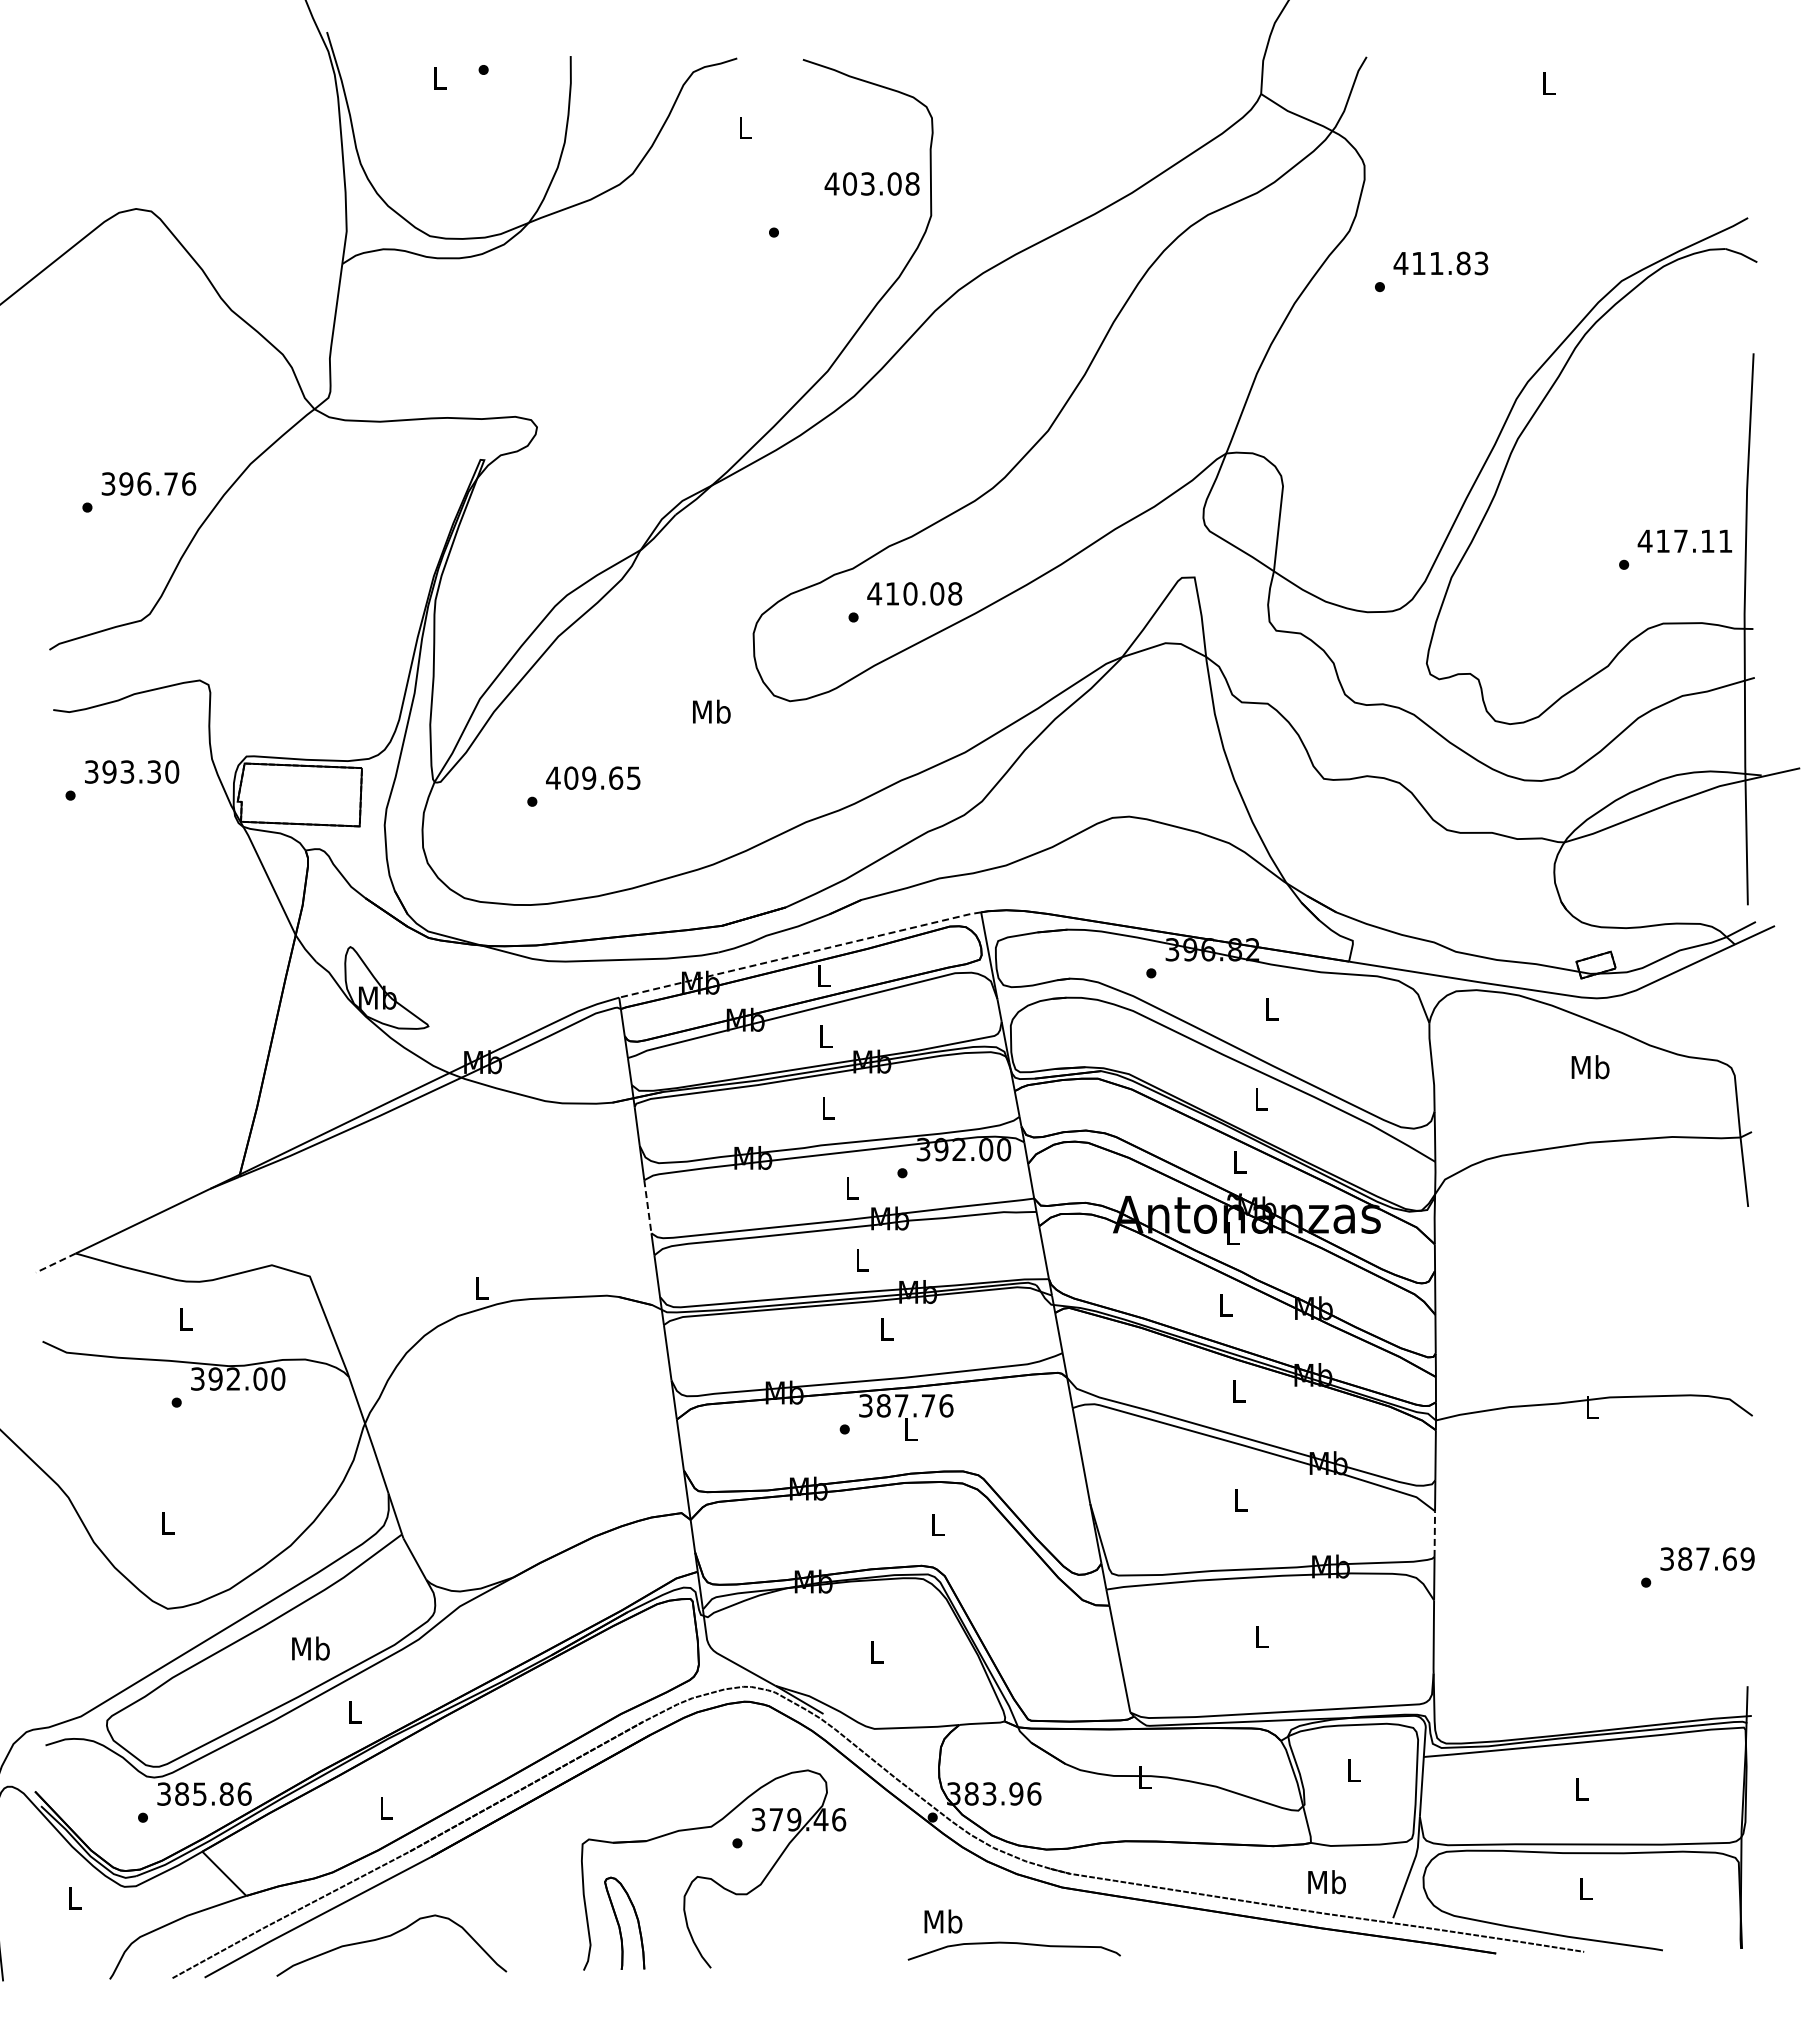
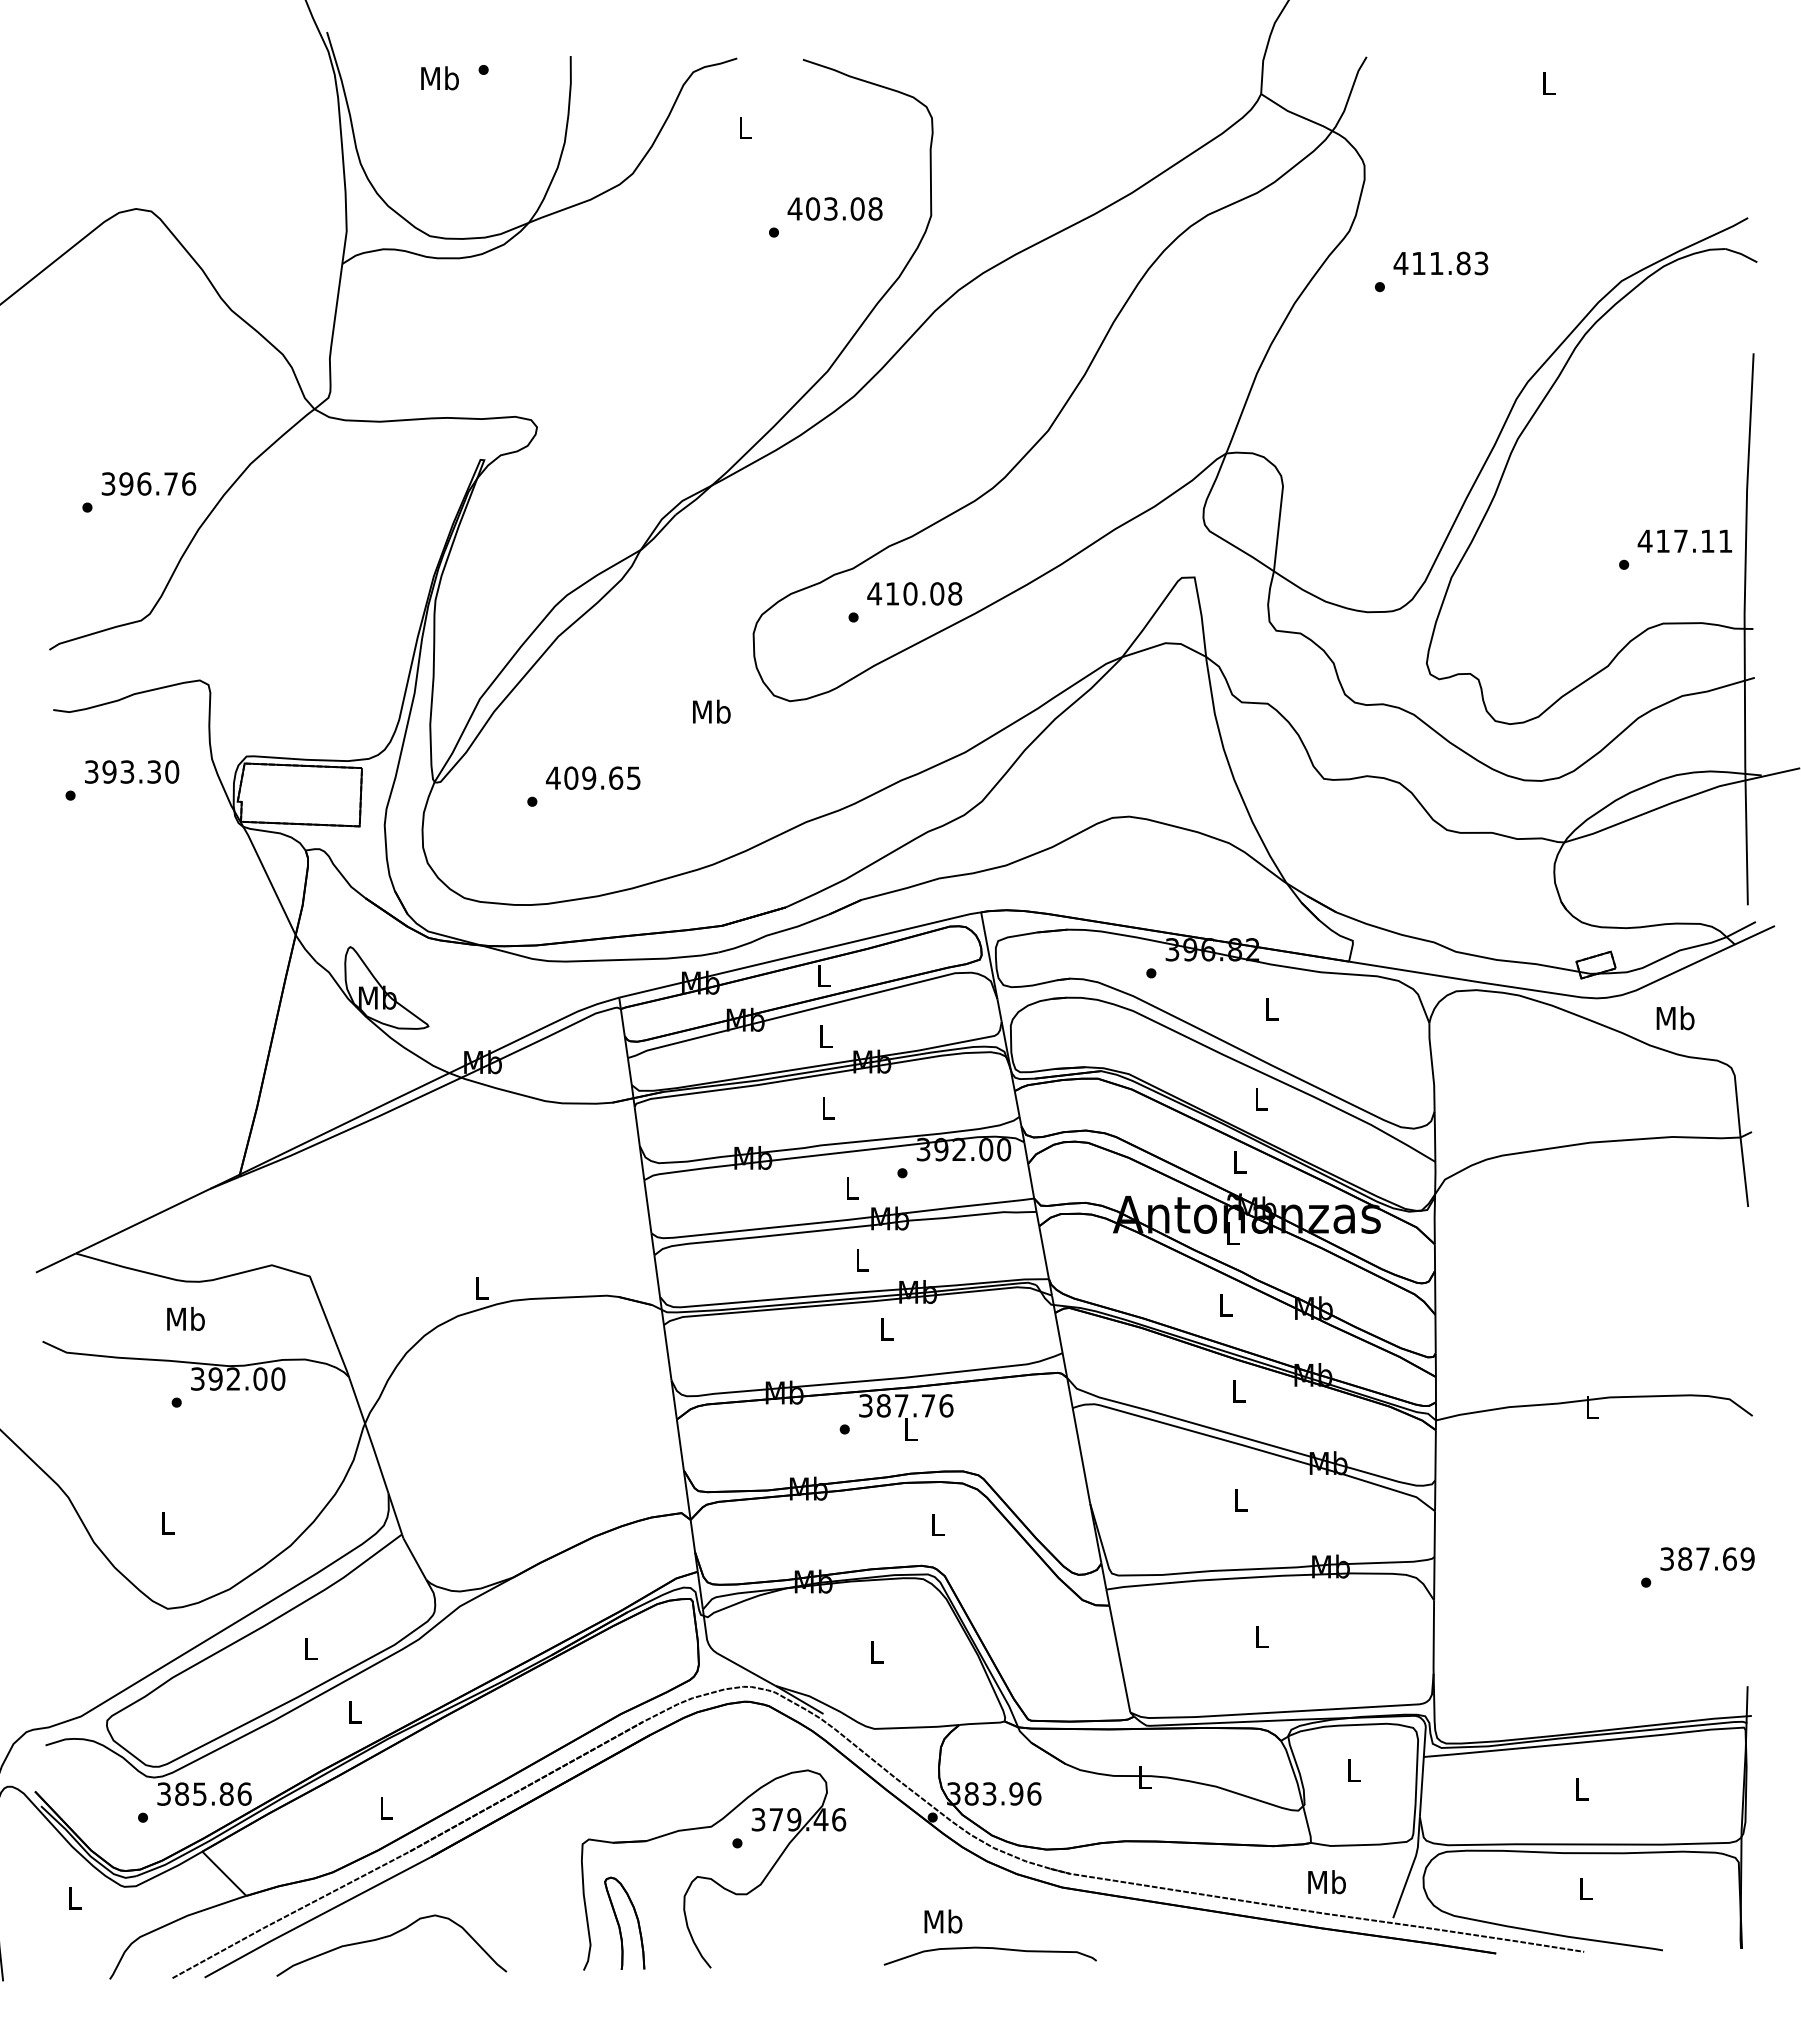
text: L -> Mb (439, 78)
text position: (871, 183) -> (834, 208) (834, 208)
line: dashed -> solid (801, 954)
text position: (1590, 1067) -> (1675, 1018) (1675, 1018)
line: dashed -> solid (647, 1206)
line: dashed -> solid (55, 1263)
text: L -> Mb (185, 1318)
line: dashed -> solid (1434, 1534)
text: Mb -> L (310, 1648)
curve position: (1013, 1943) -> (989, 1948) (989, 1948)
